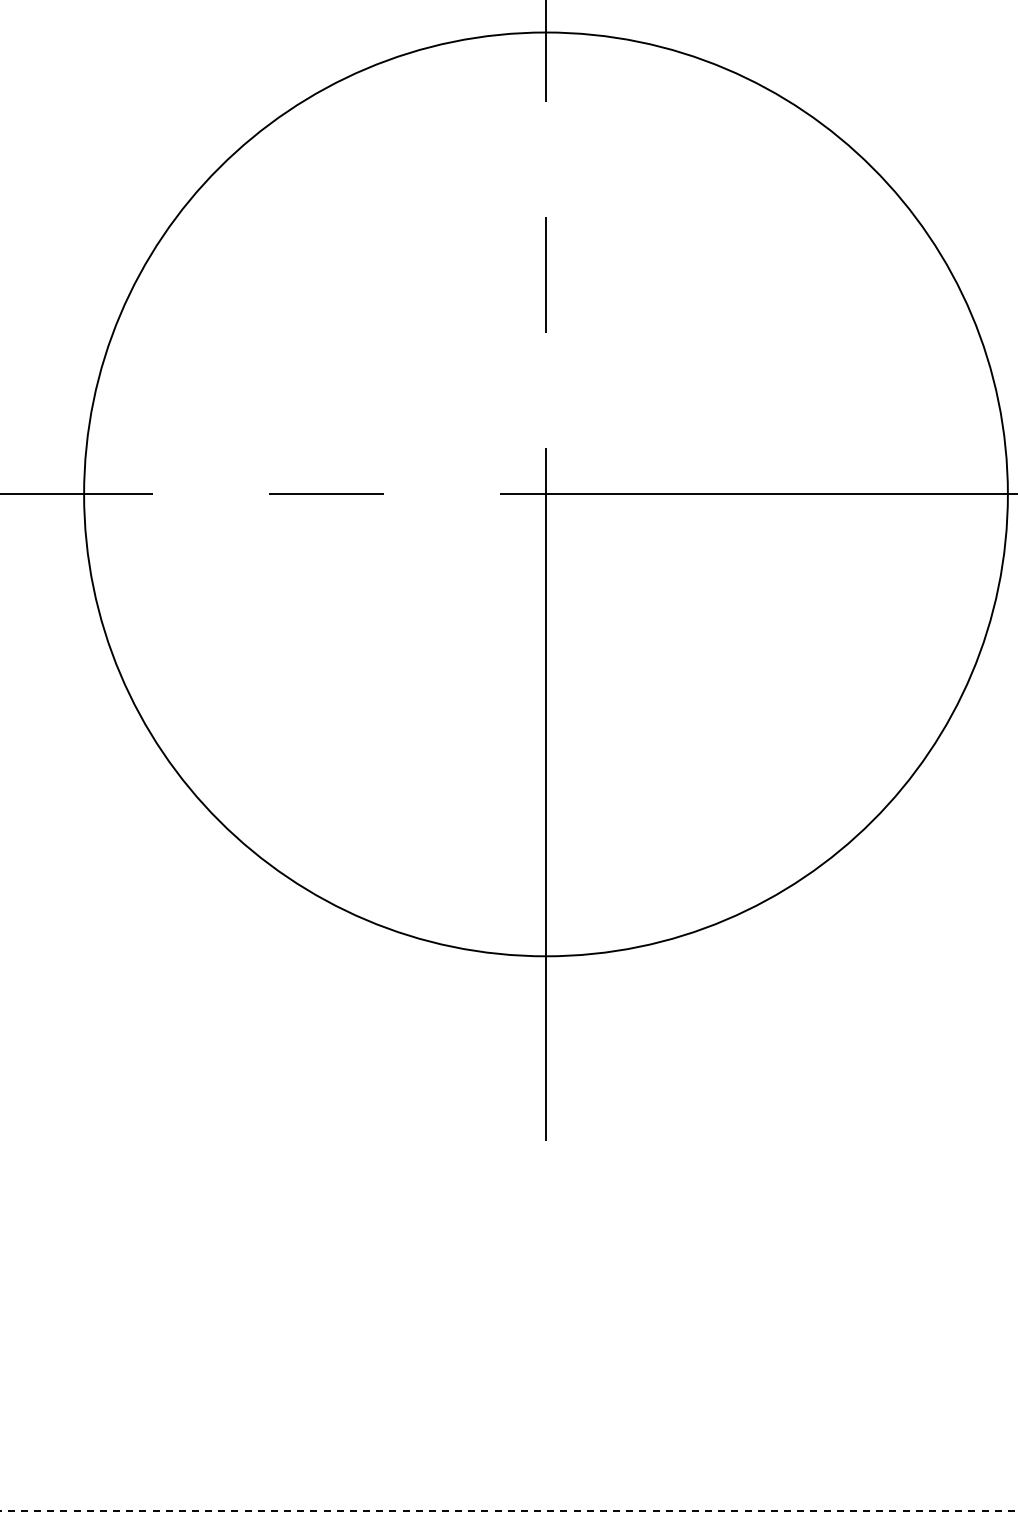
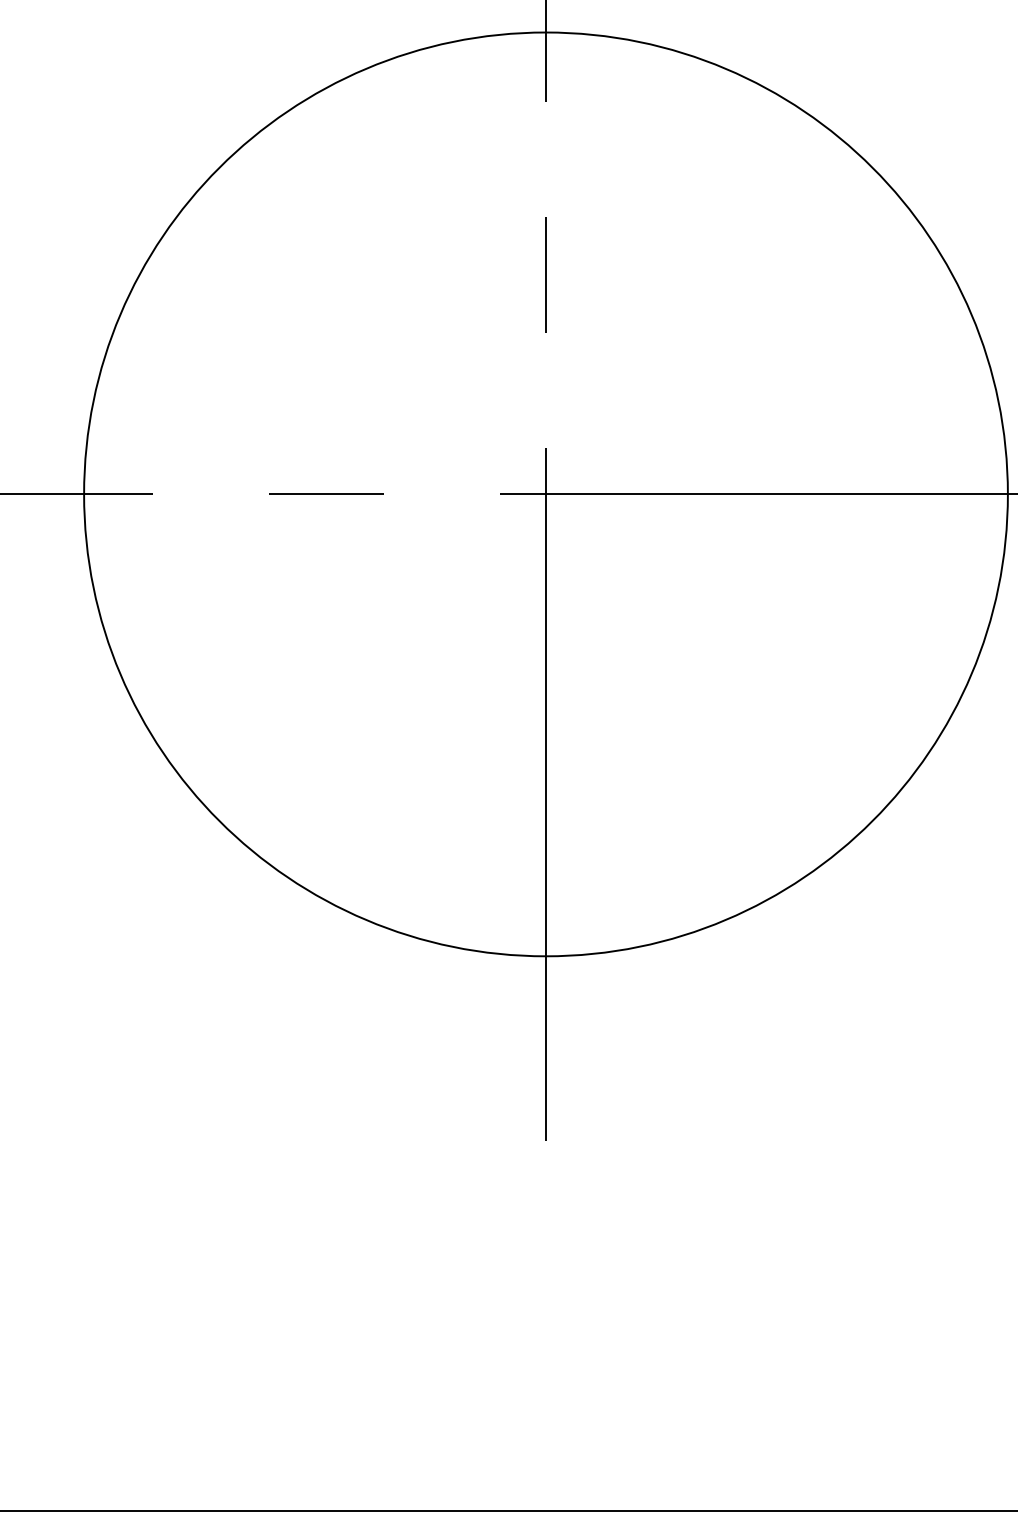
line: dashed -> solid (509, 1510)
